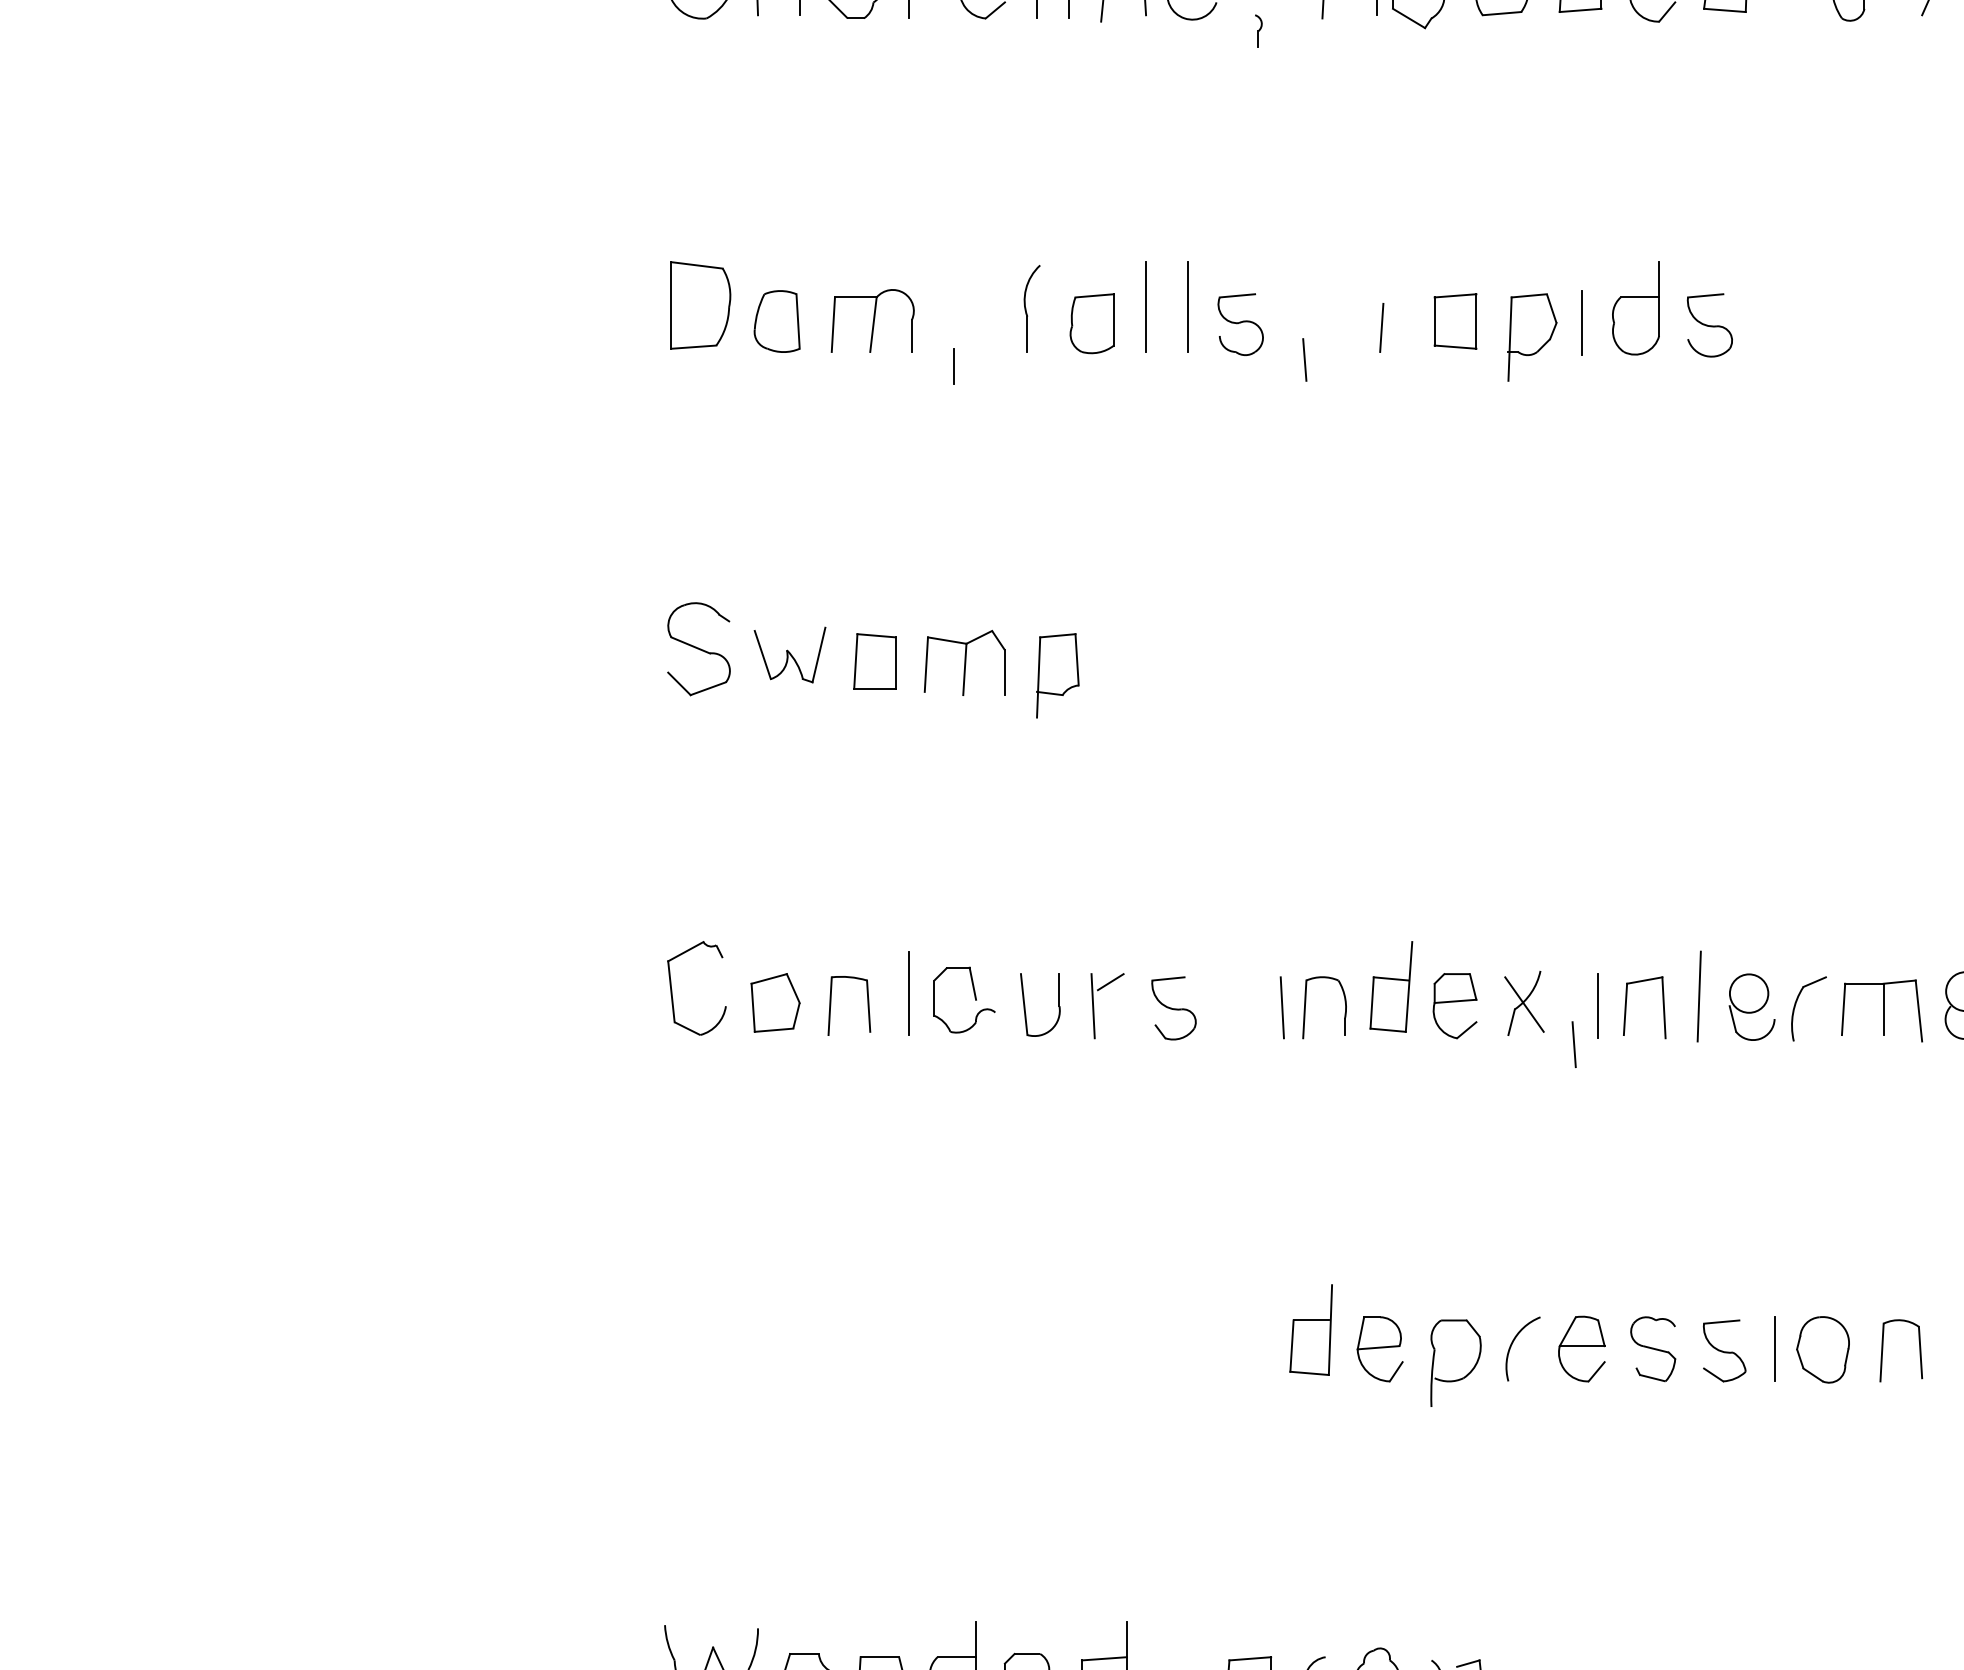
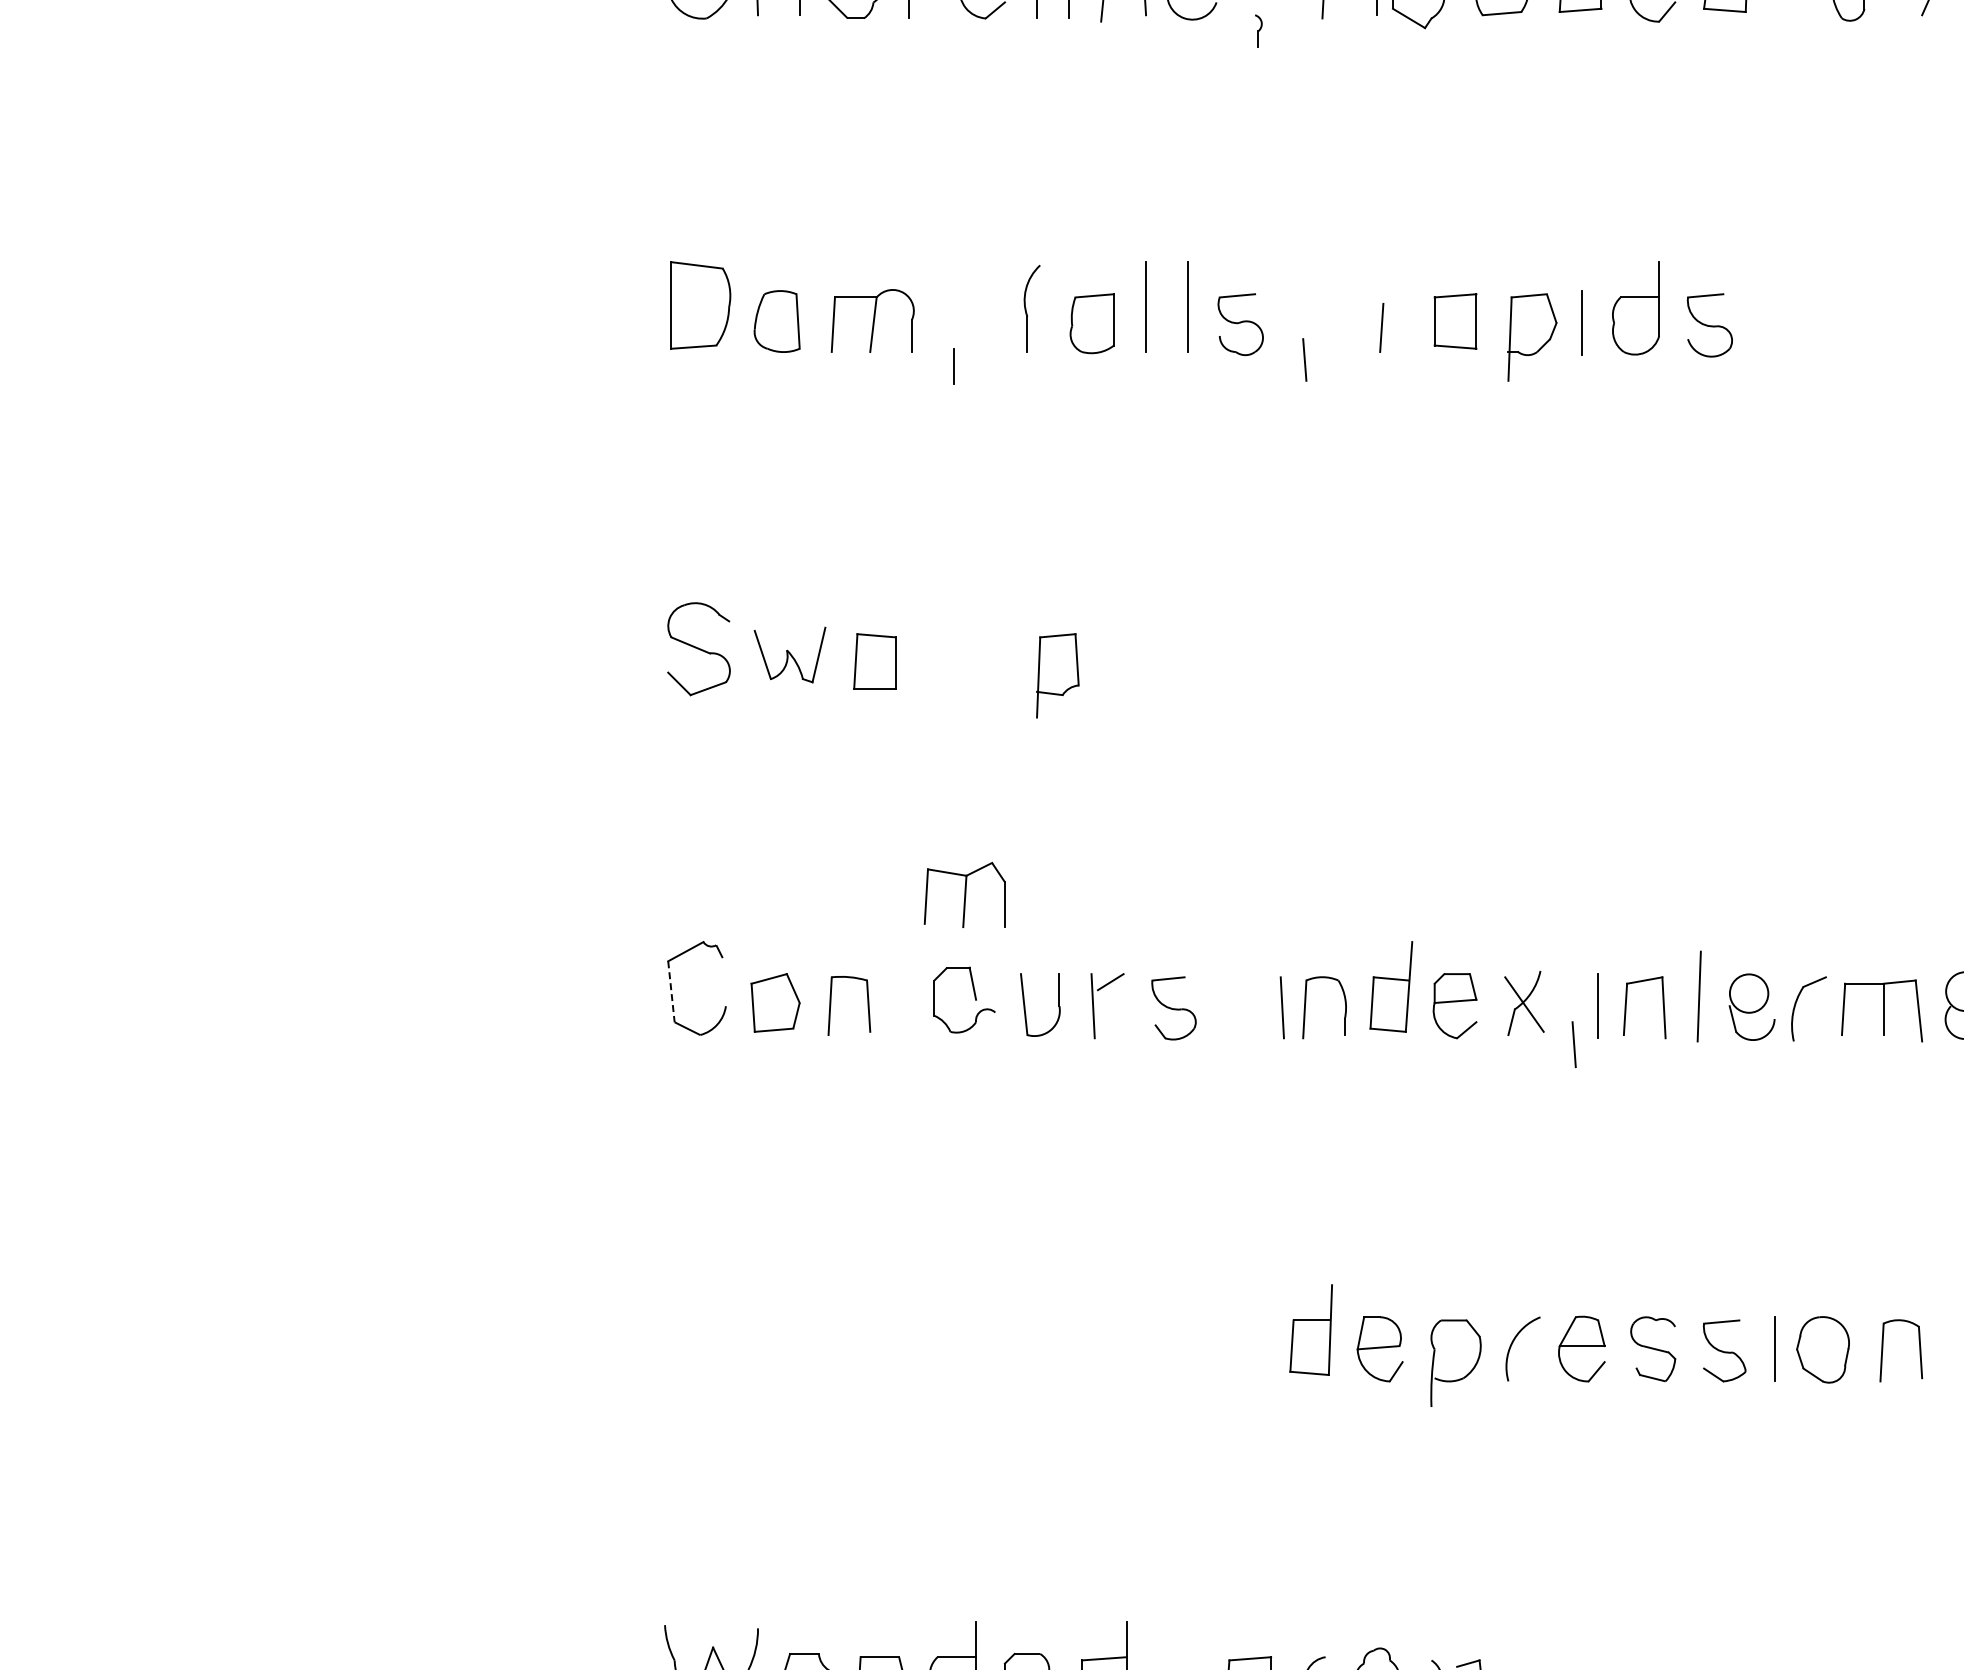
part position: (964, 662) -> (964, 894) (964, 894)
line: solid -> dashed (671, 991)
line: present -> none (908, 993)
